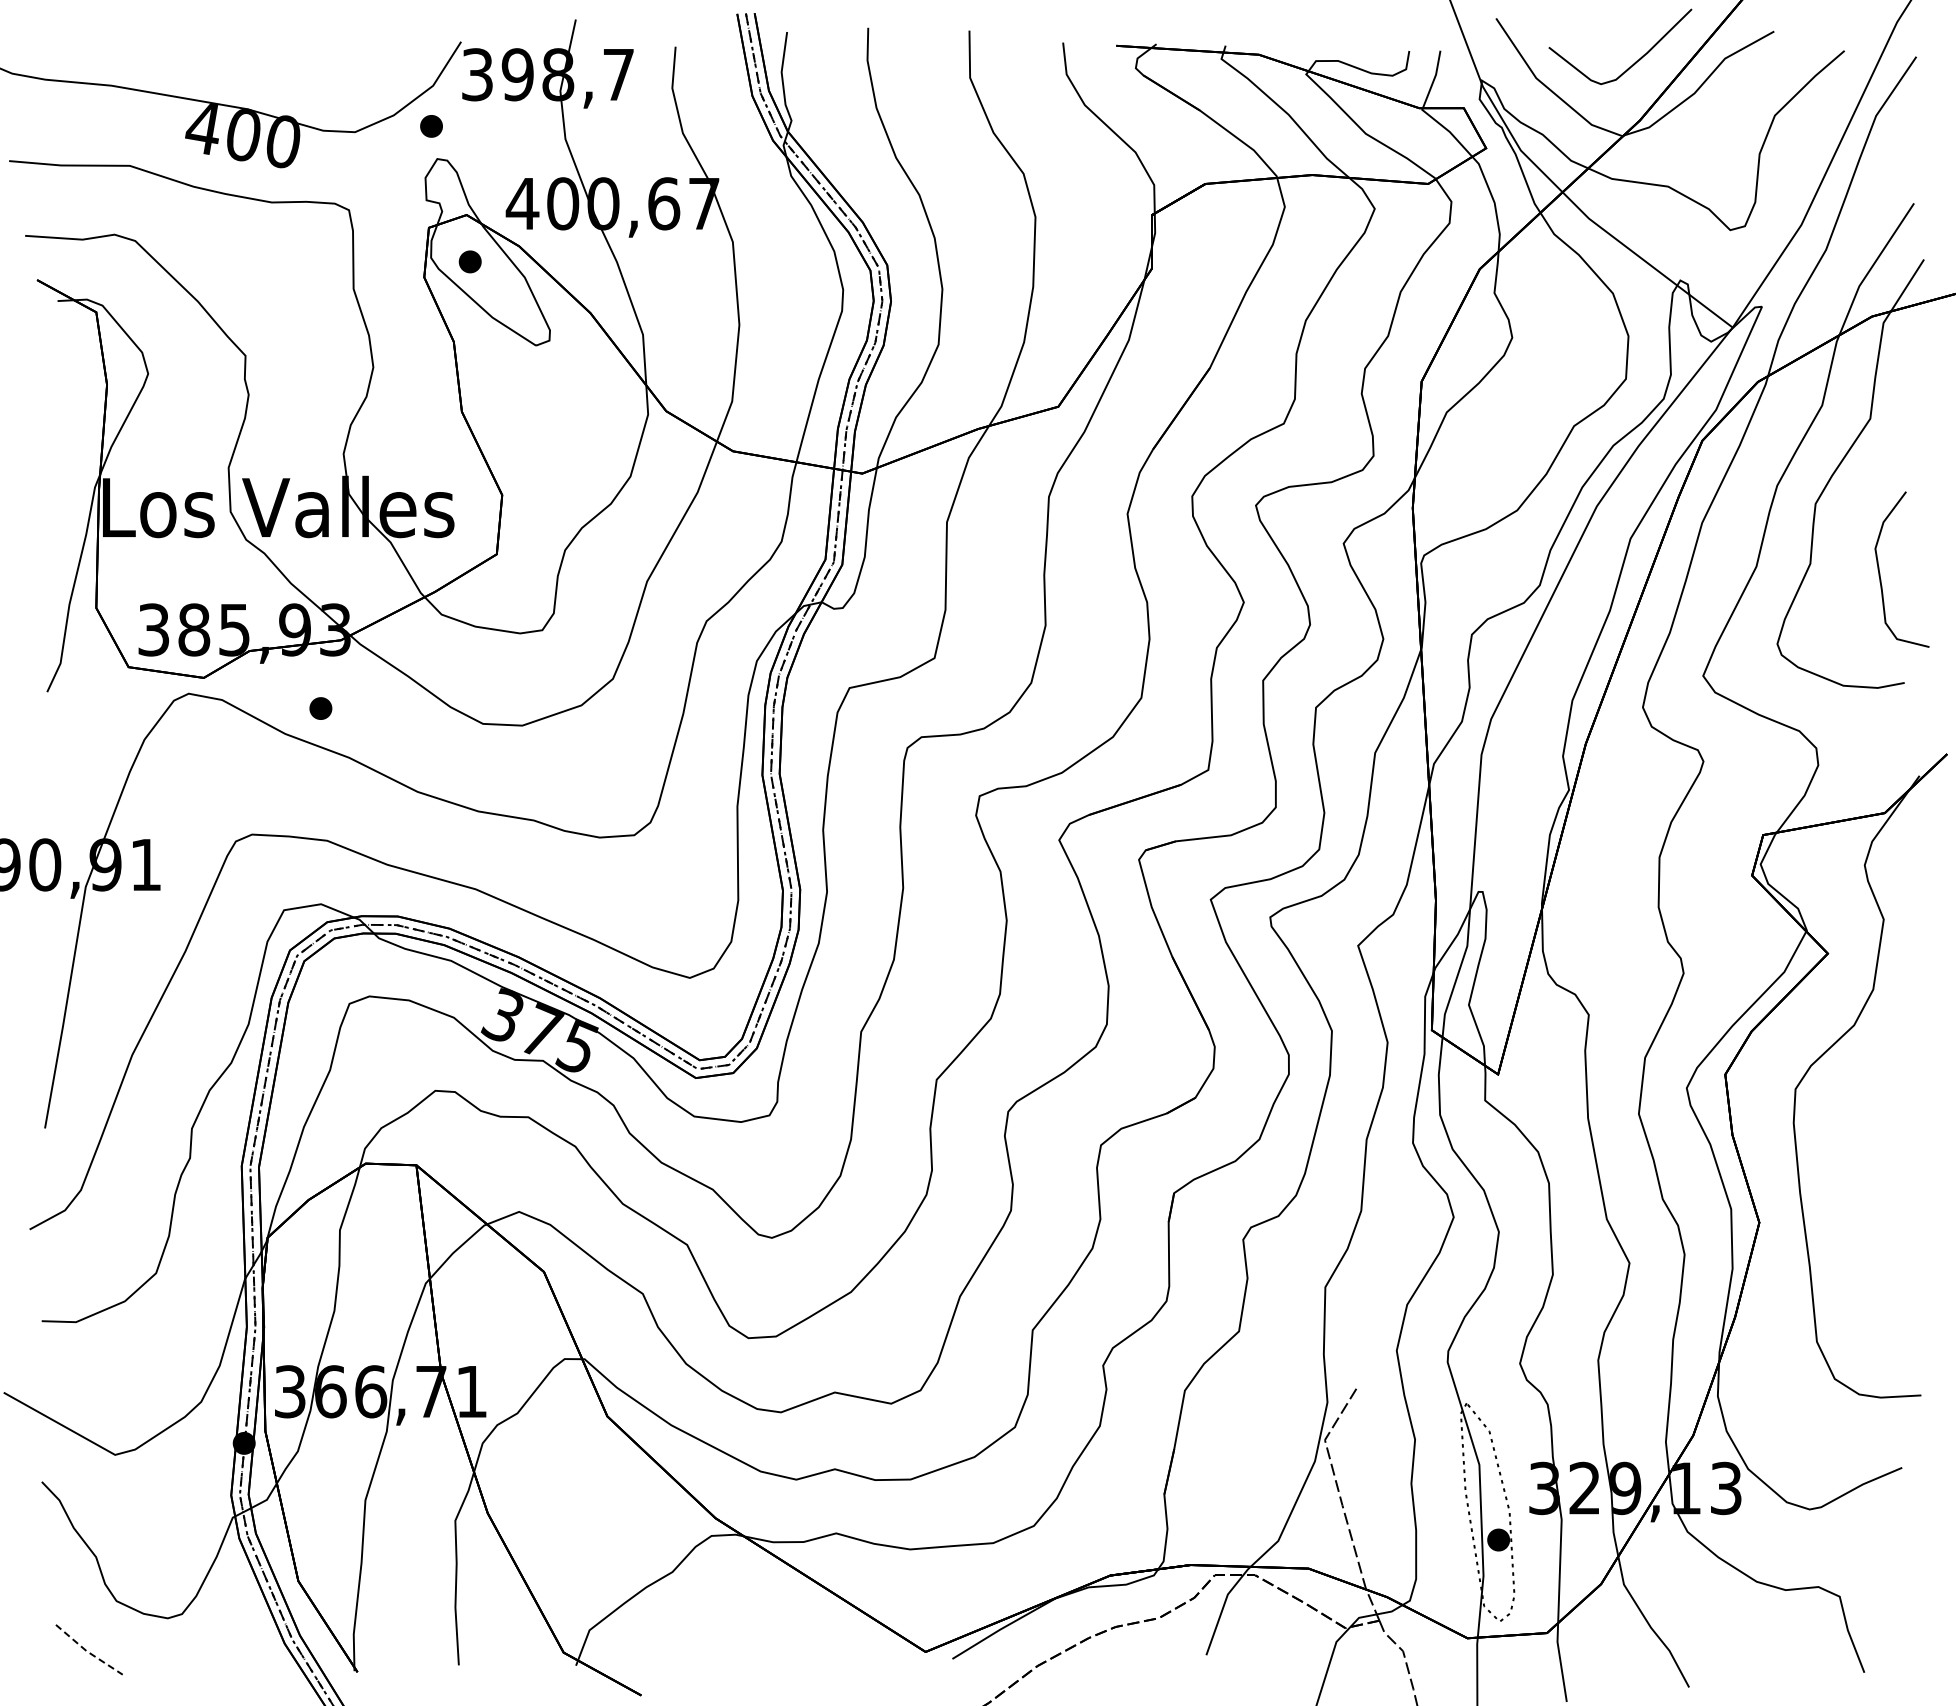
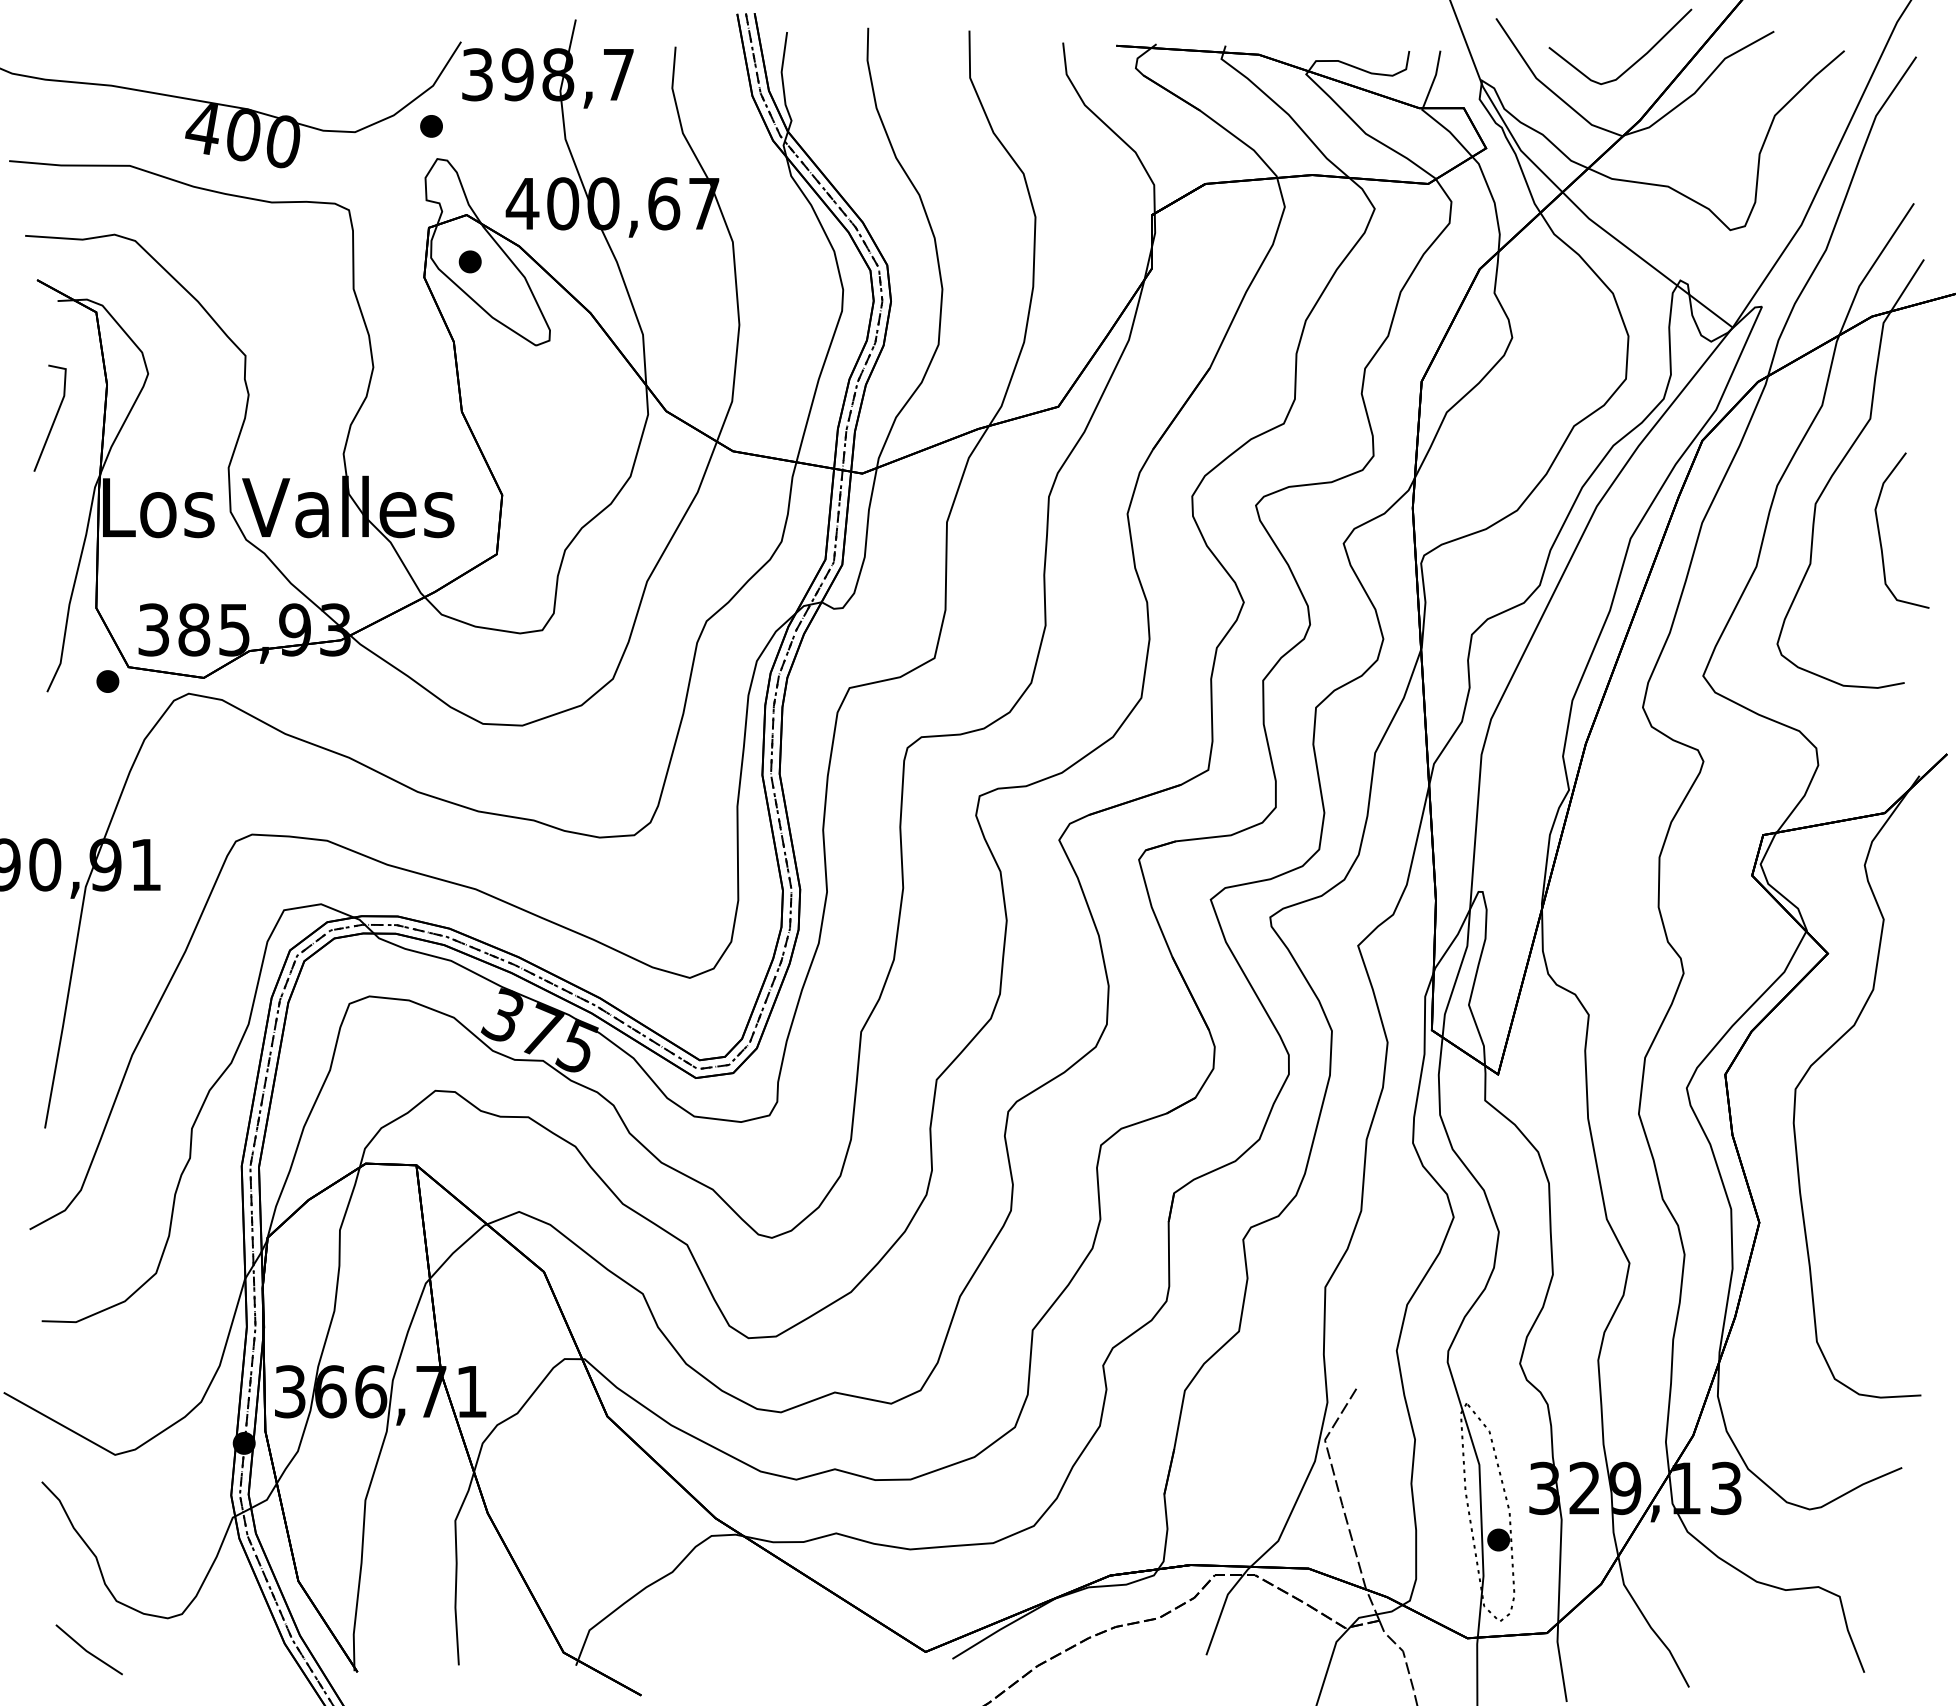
line: none -> present (54, 417)
curve position: (1880, 572) -> (1880, 533) (1880, 533)
part position: (320, 708) -> (107, 681) (107, 681)
line: dashed -> solid (87, 1651)
